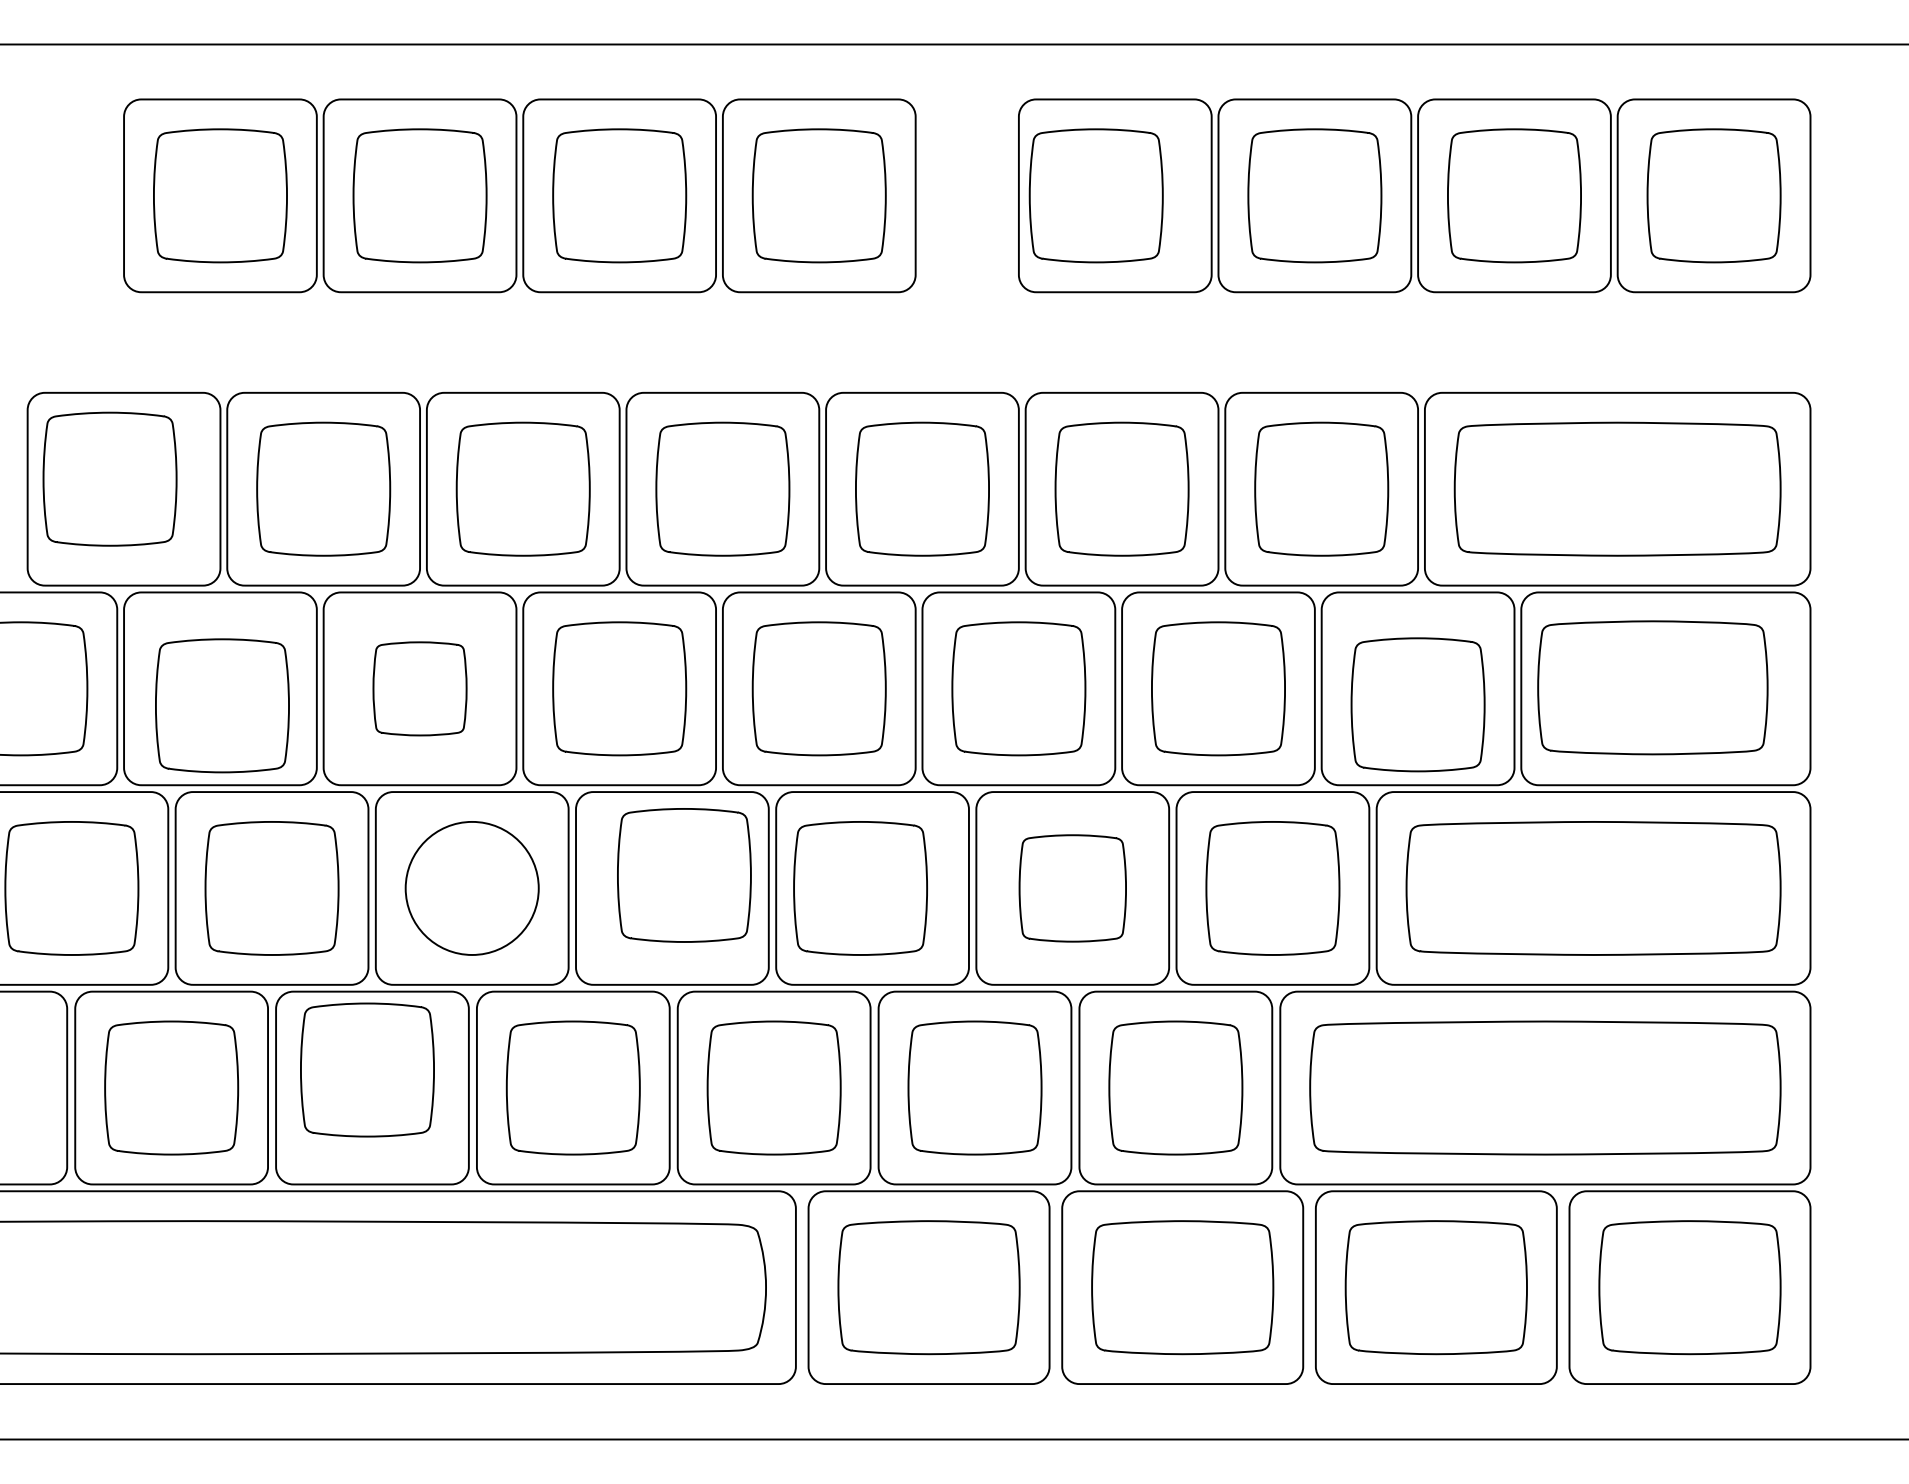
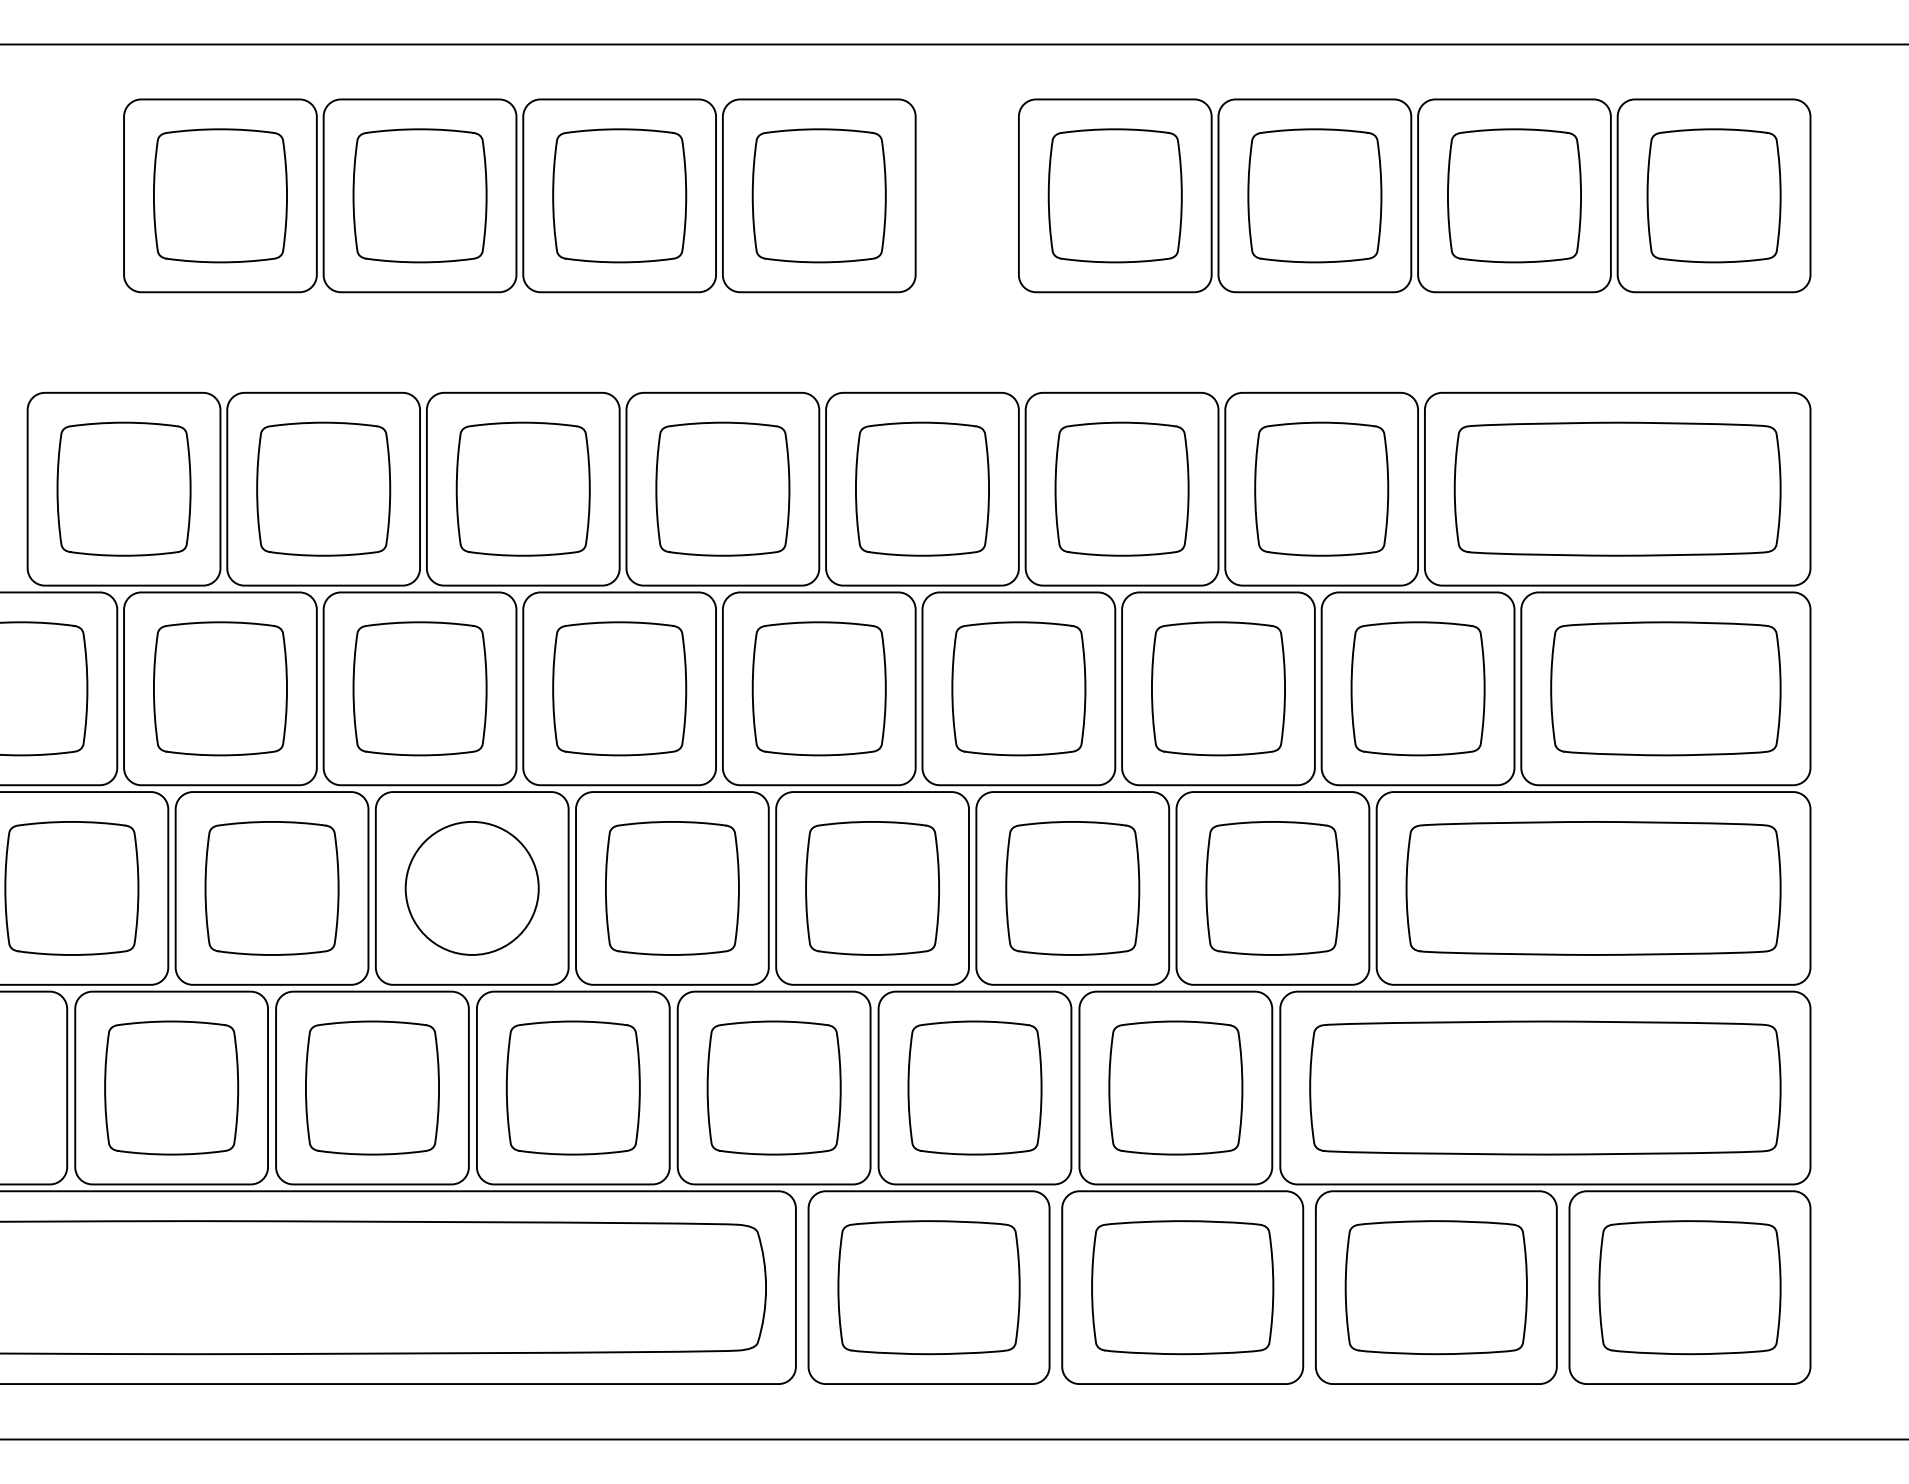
part position: (1095, 195) -> (1114, 195) (1114, 195)
part position: (109, 478) -> (123, 488) (123, 488)
part position: (1652, 687) -> (1665, 688) (1665, 688)
part size: 96x96 px -> 136x136 px (419, 688)
part position: (1417, 704) -> (1417, 688) (1417, 688)
part position: (222, 705) -> (220, 688) (220, 688)
part position: (684, 875) -> (672, 888) (672, 888)
part position: (860, 888) -> (872, 888) (872, 888)
part size: 109x109 px -> 136x135 px (1072, 888)
part position: (367, 1069) -> (372, 1087) (372, 1087)
